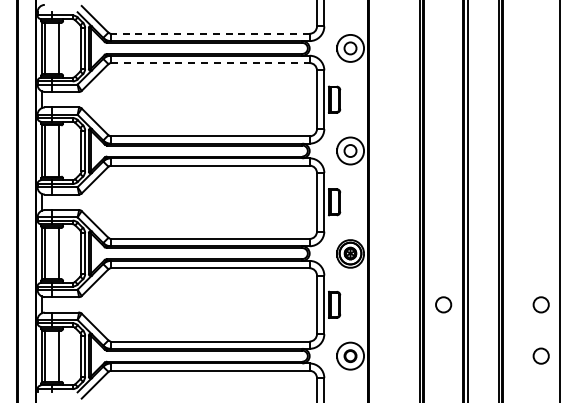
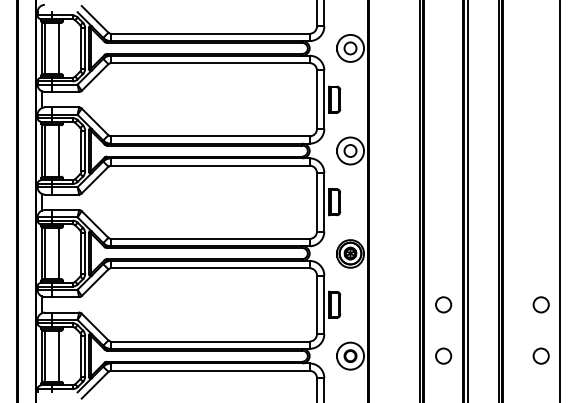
line: dashed -> solid (209, 33)
line: dashed -> solid (210, 63)
circle: none -> present (443, 355)
